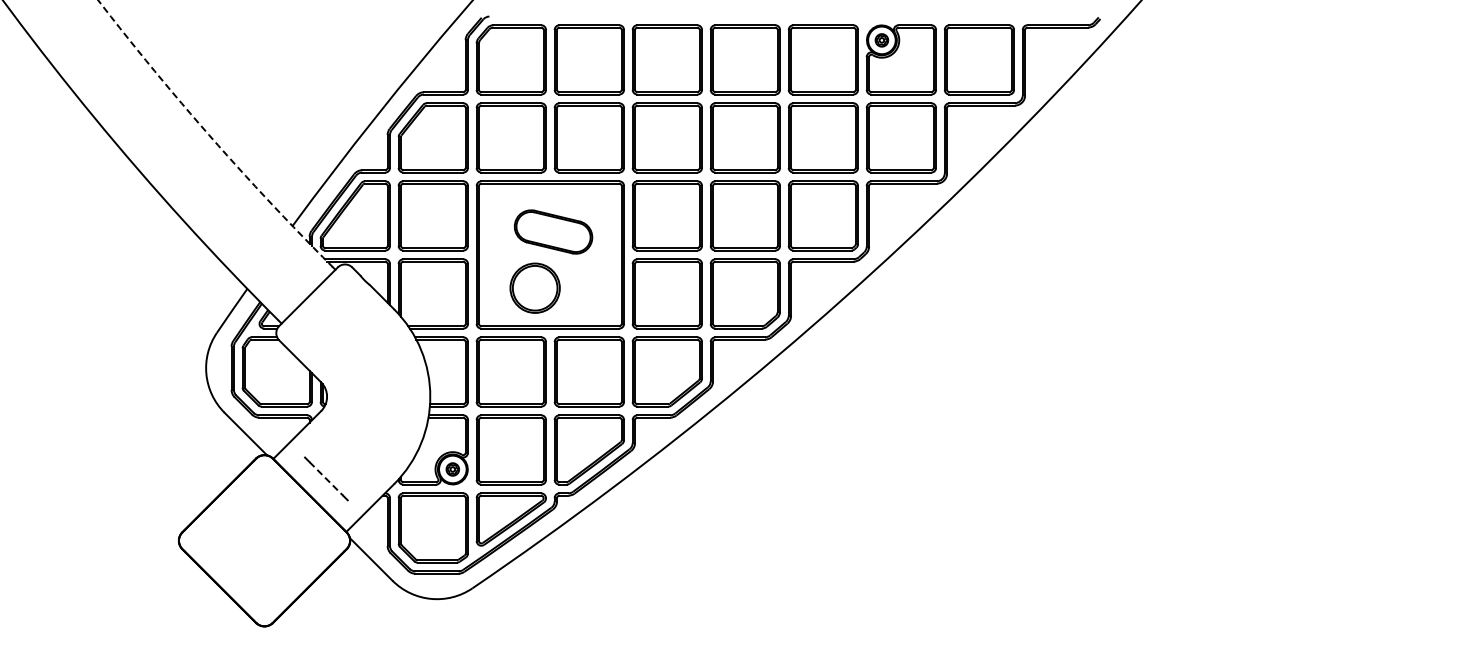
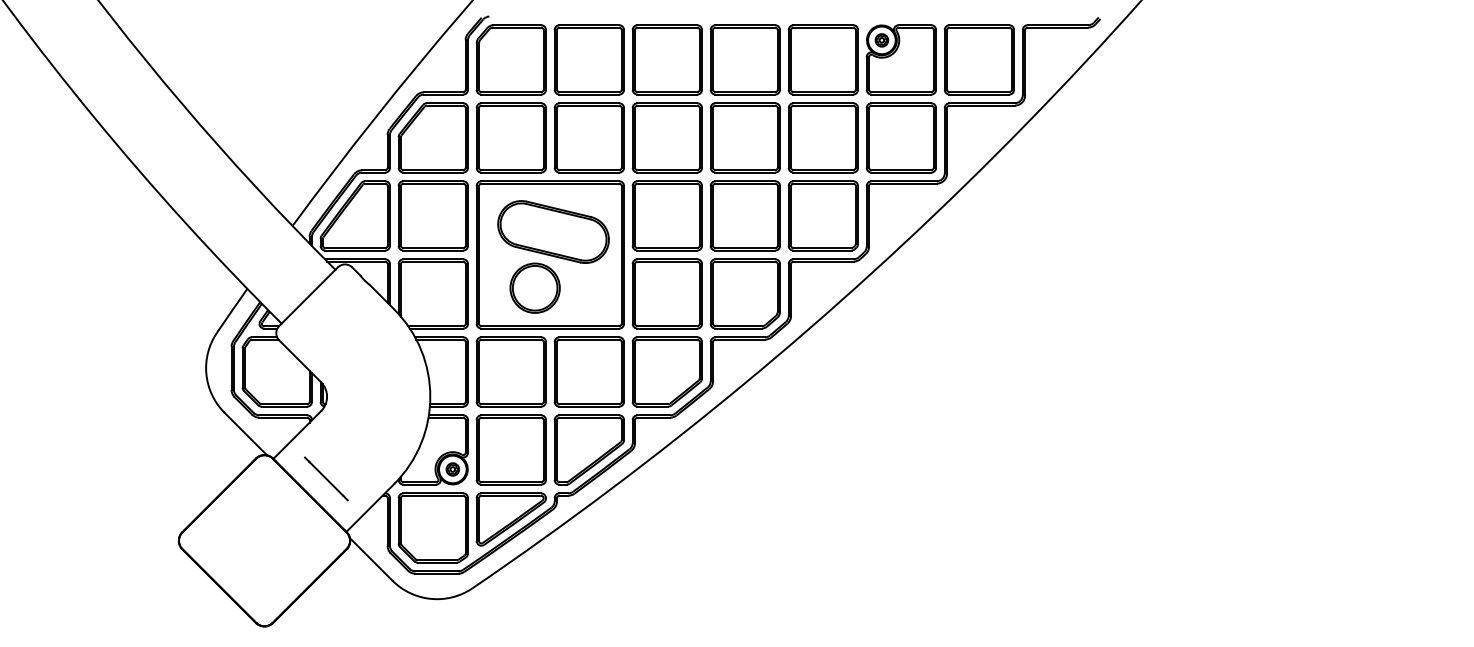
arc: dashed -> solid (211, 137)
part size: 81x46 px -> 113x64 px (553, 231)
line: dashed -> solid (326, 478)
